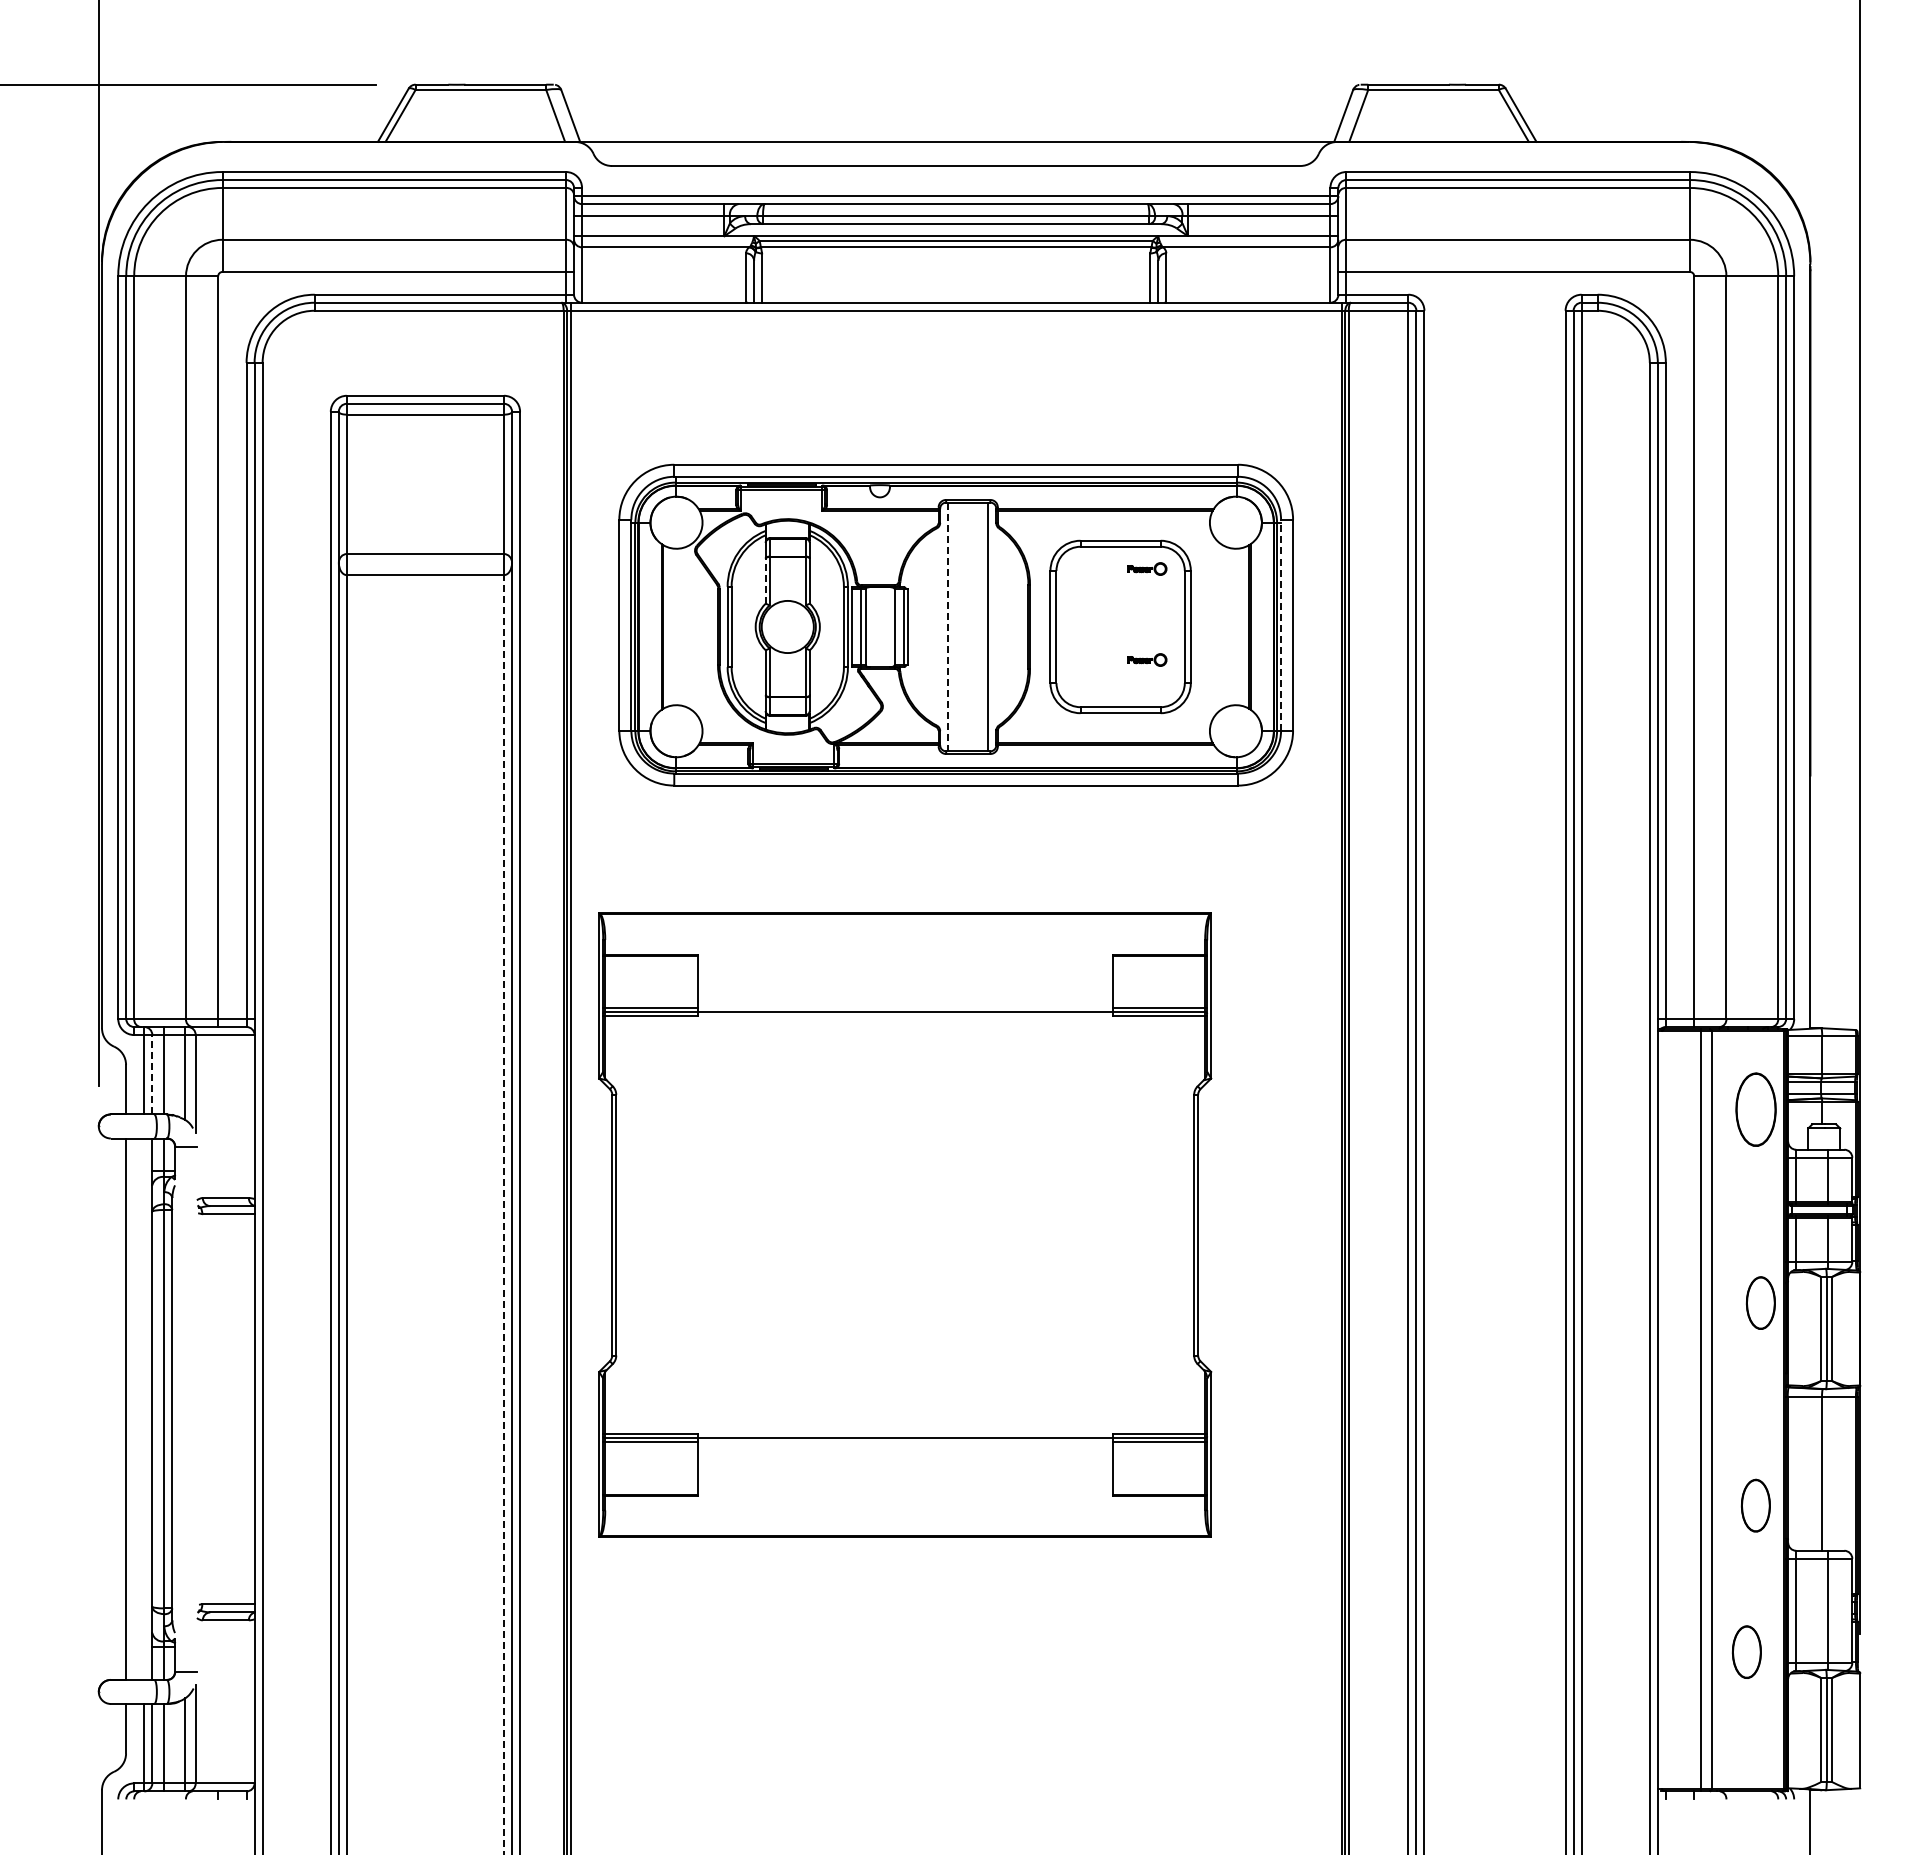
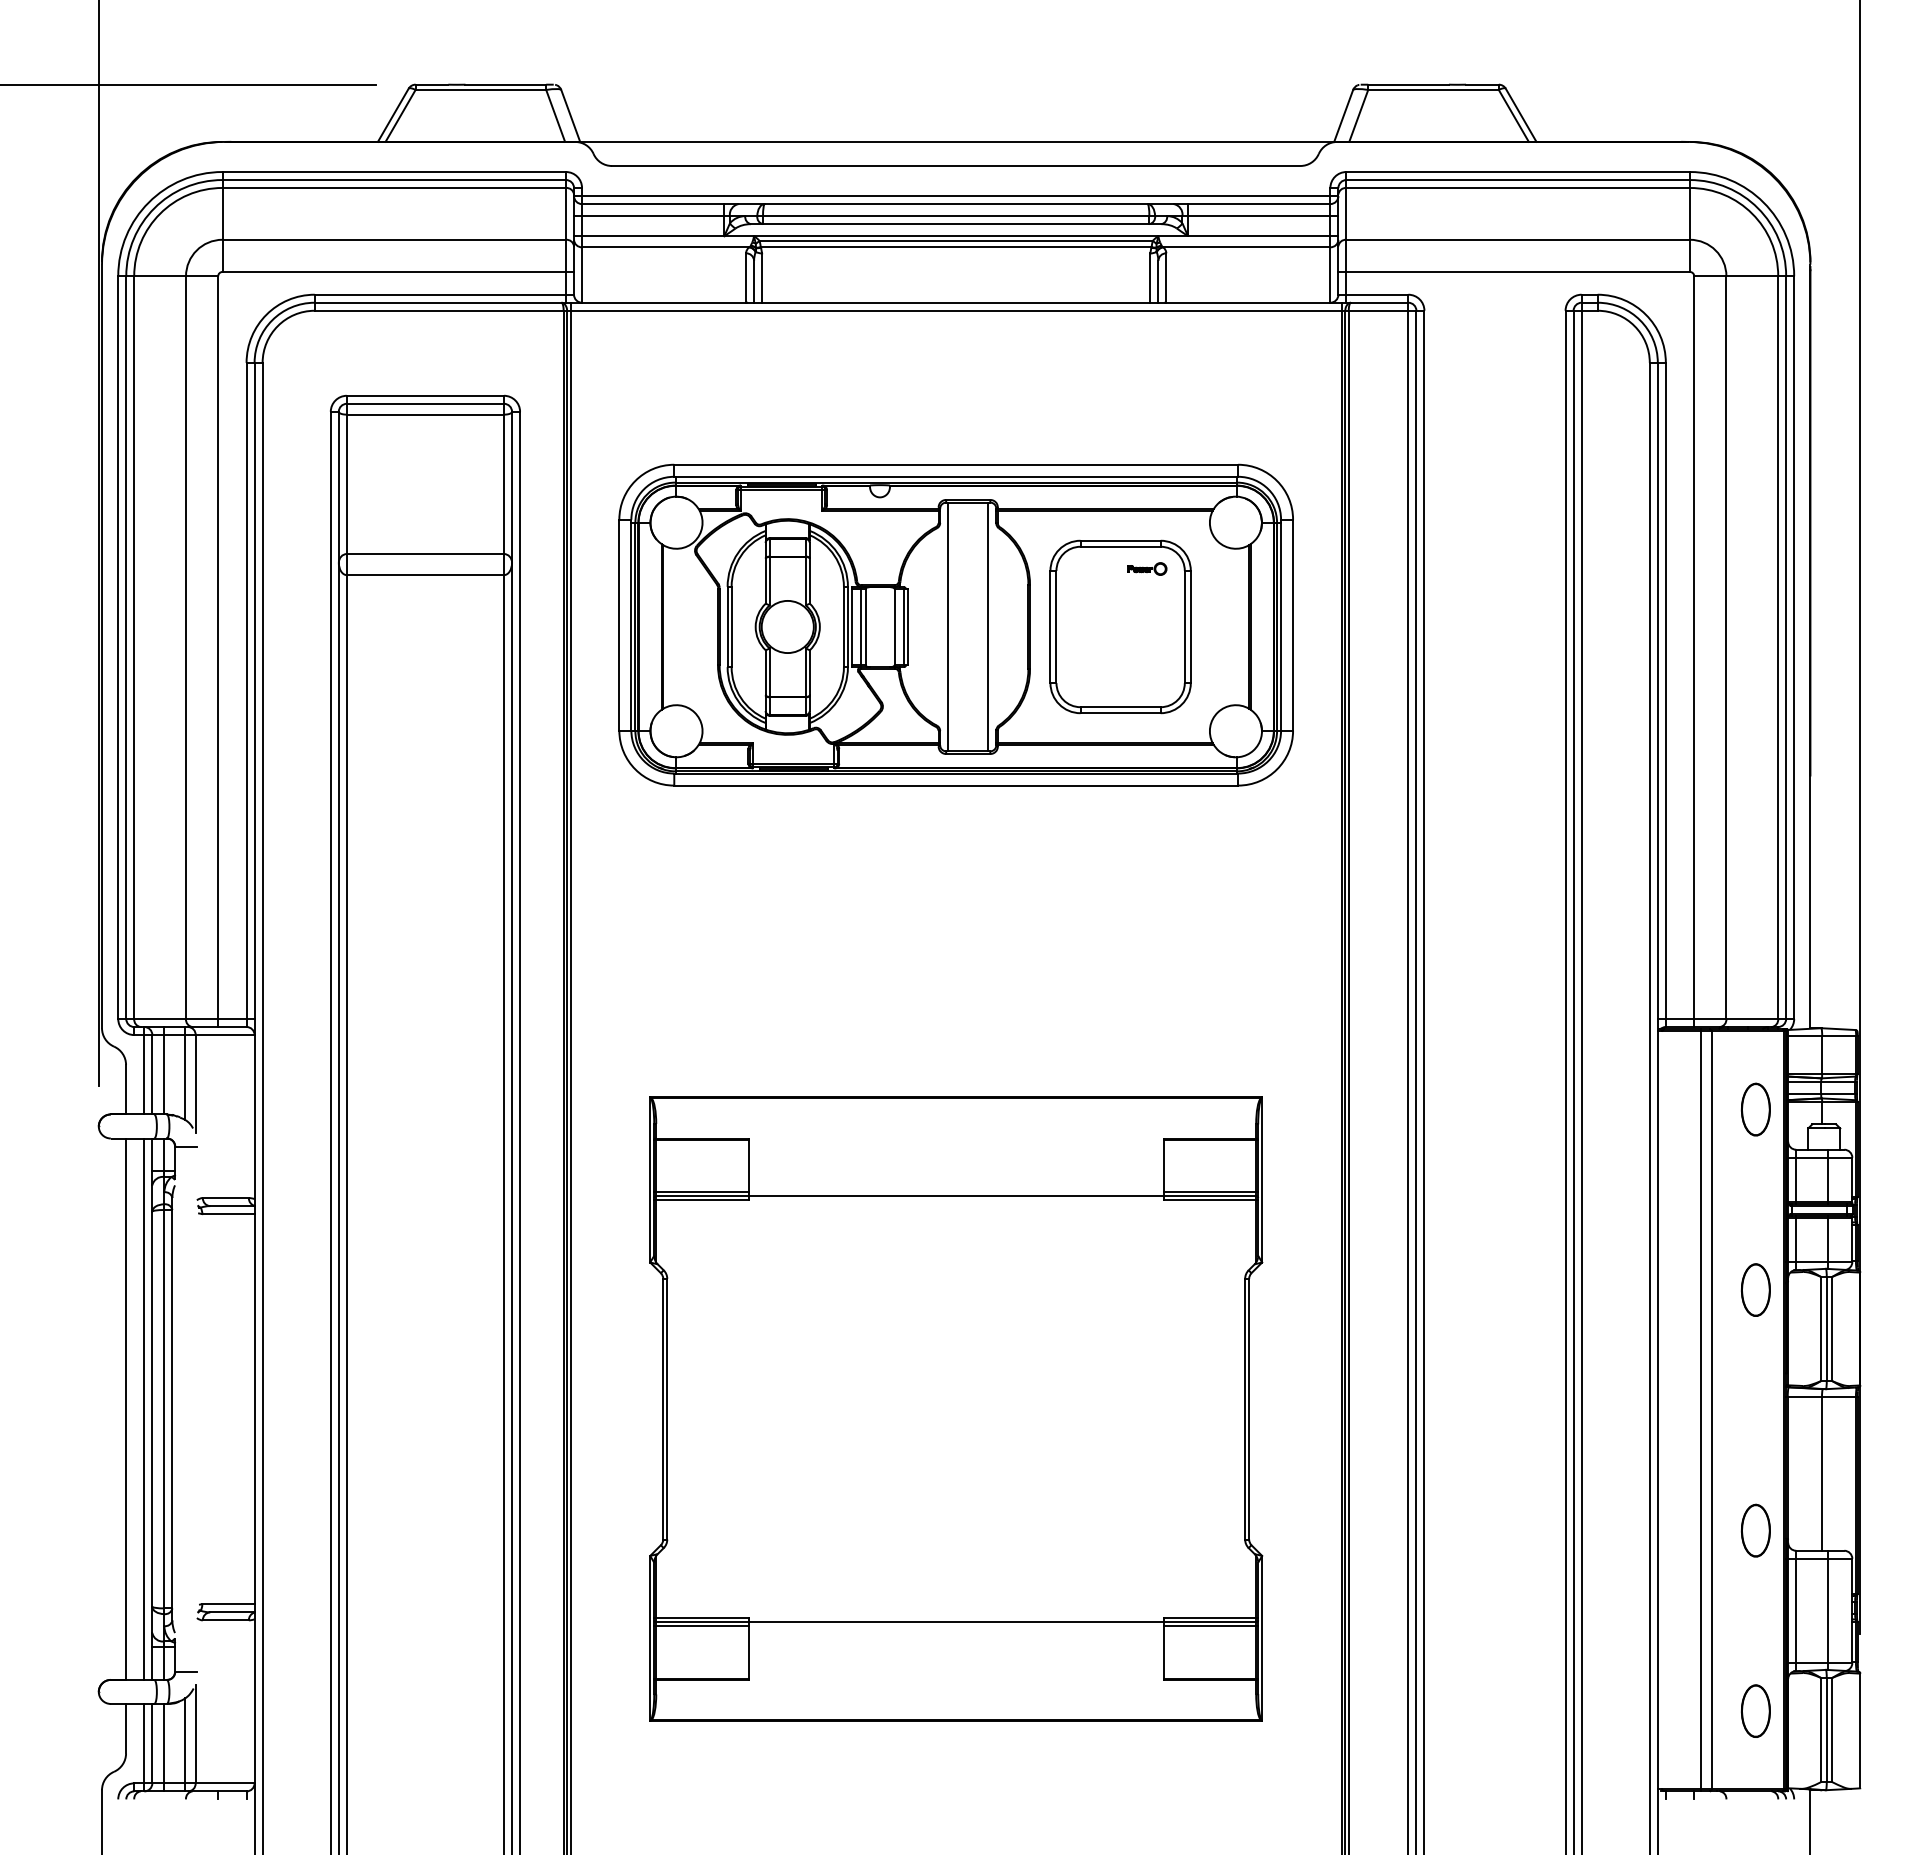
line: dashed -> solid (765, 581)
line: dashed -> solid (1281, 624)
line: dashed -> solid (948, 627)
part: present -> none (1147, 659)
line: dashed -> solid (152, 1074)
part size: 42x75 px -> 31x55 px (1755, 1109)
line: dashed -> solid (504, 1214)
part position: (905, 1224) -> (956, 1408) (956, 1408)
part position: (1760, 1302) -> (1755, 1289) (1755, 1289)
line: none -> present (144, 1408)
part position: (1755, 1505) -> (1755, 1530) (1755, 1530)
part position: (1746, 1651) -> (1755, 1710) (1755, 1710)
